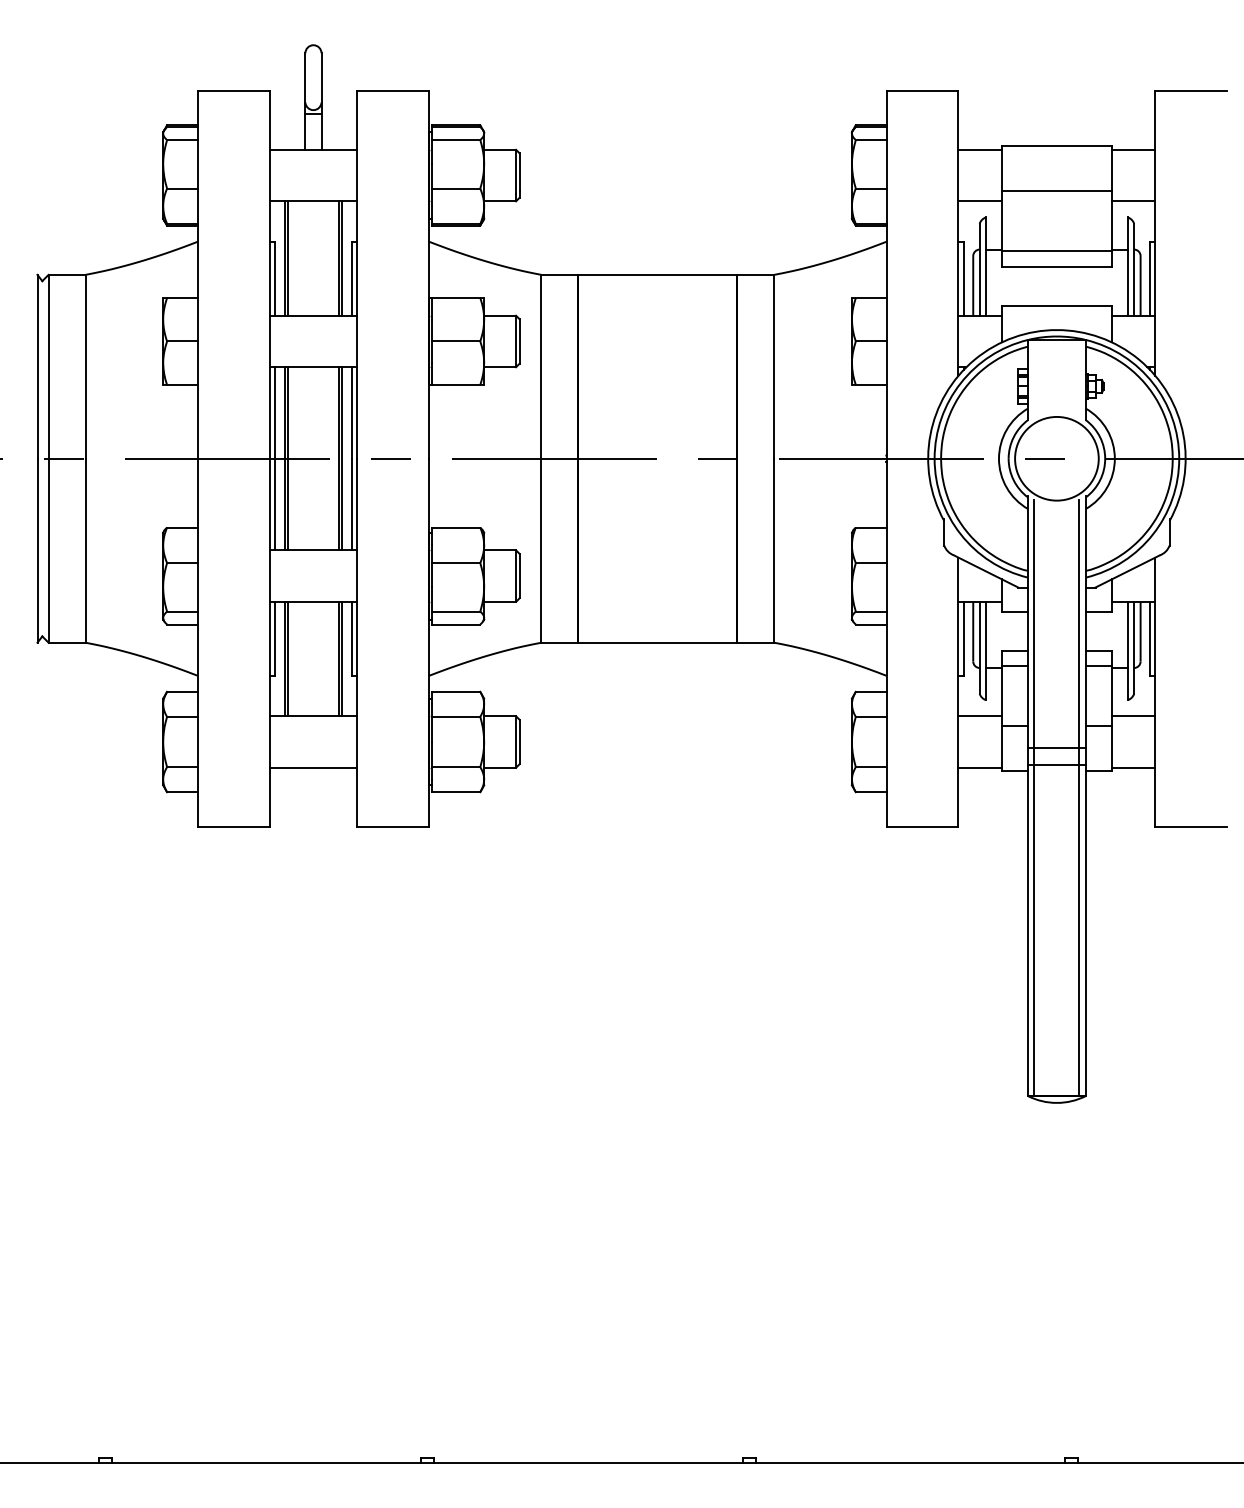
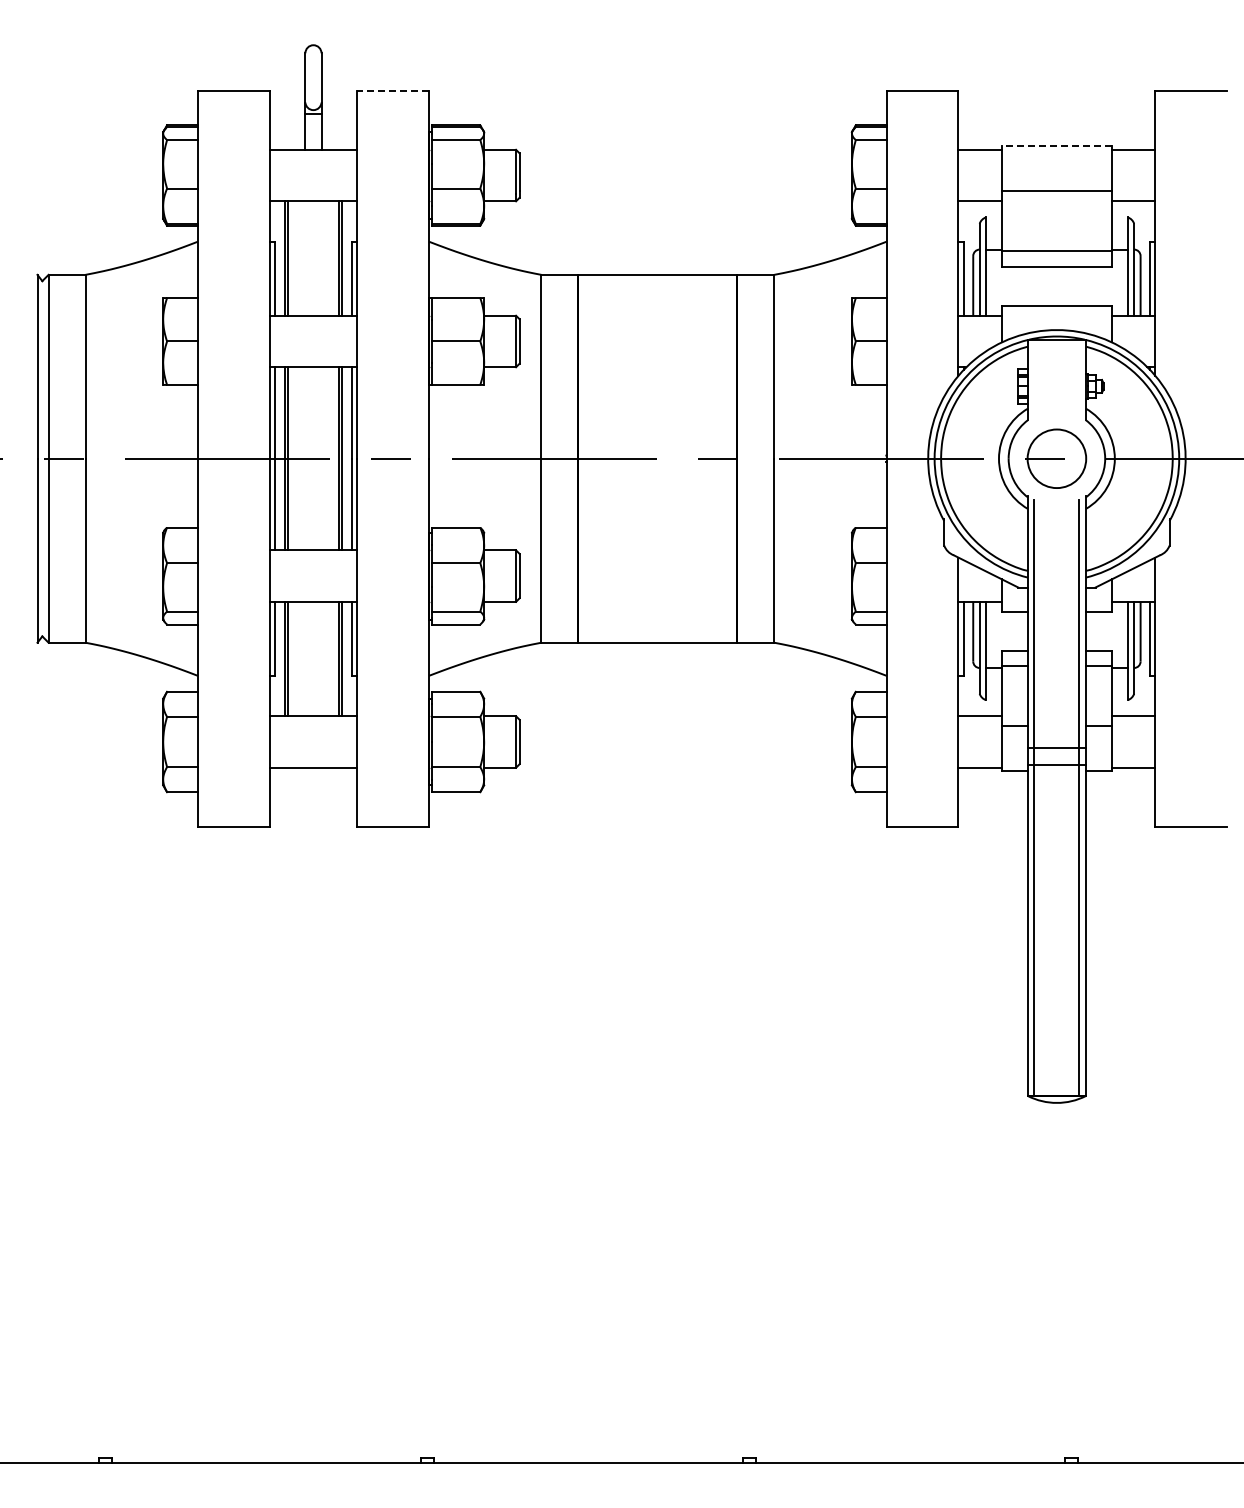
line: solid -> dashed (393, 90)
line: solid -> dashed (1056, 146)
circle diameter: 84 px -> 59 px (1056, 458)
